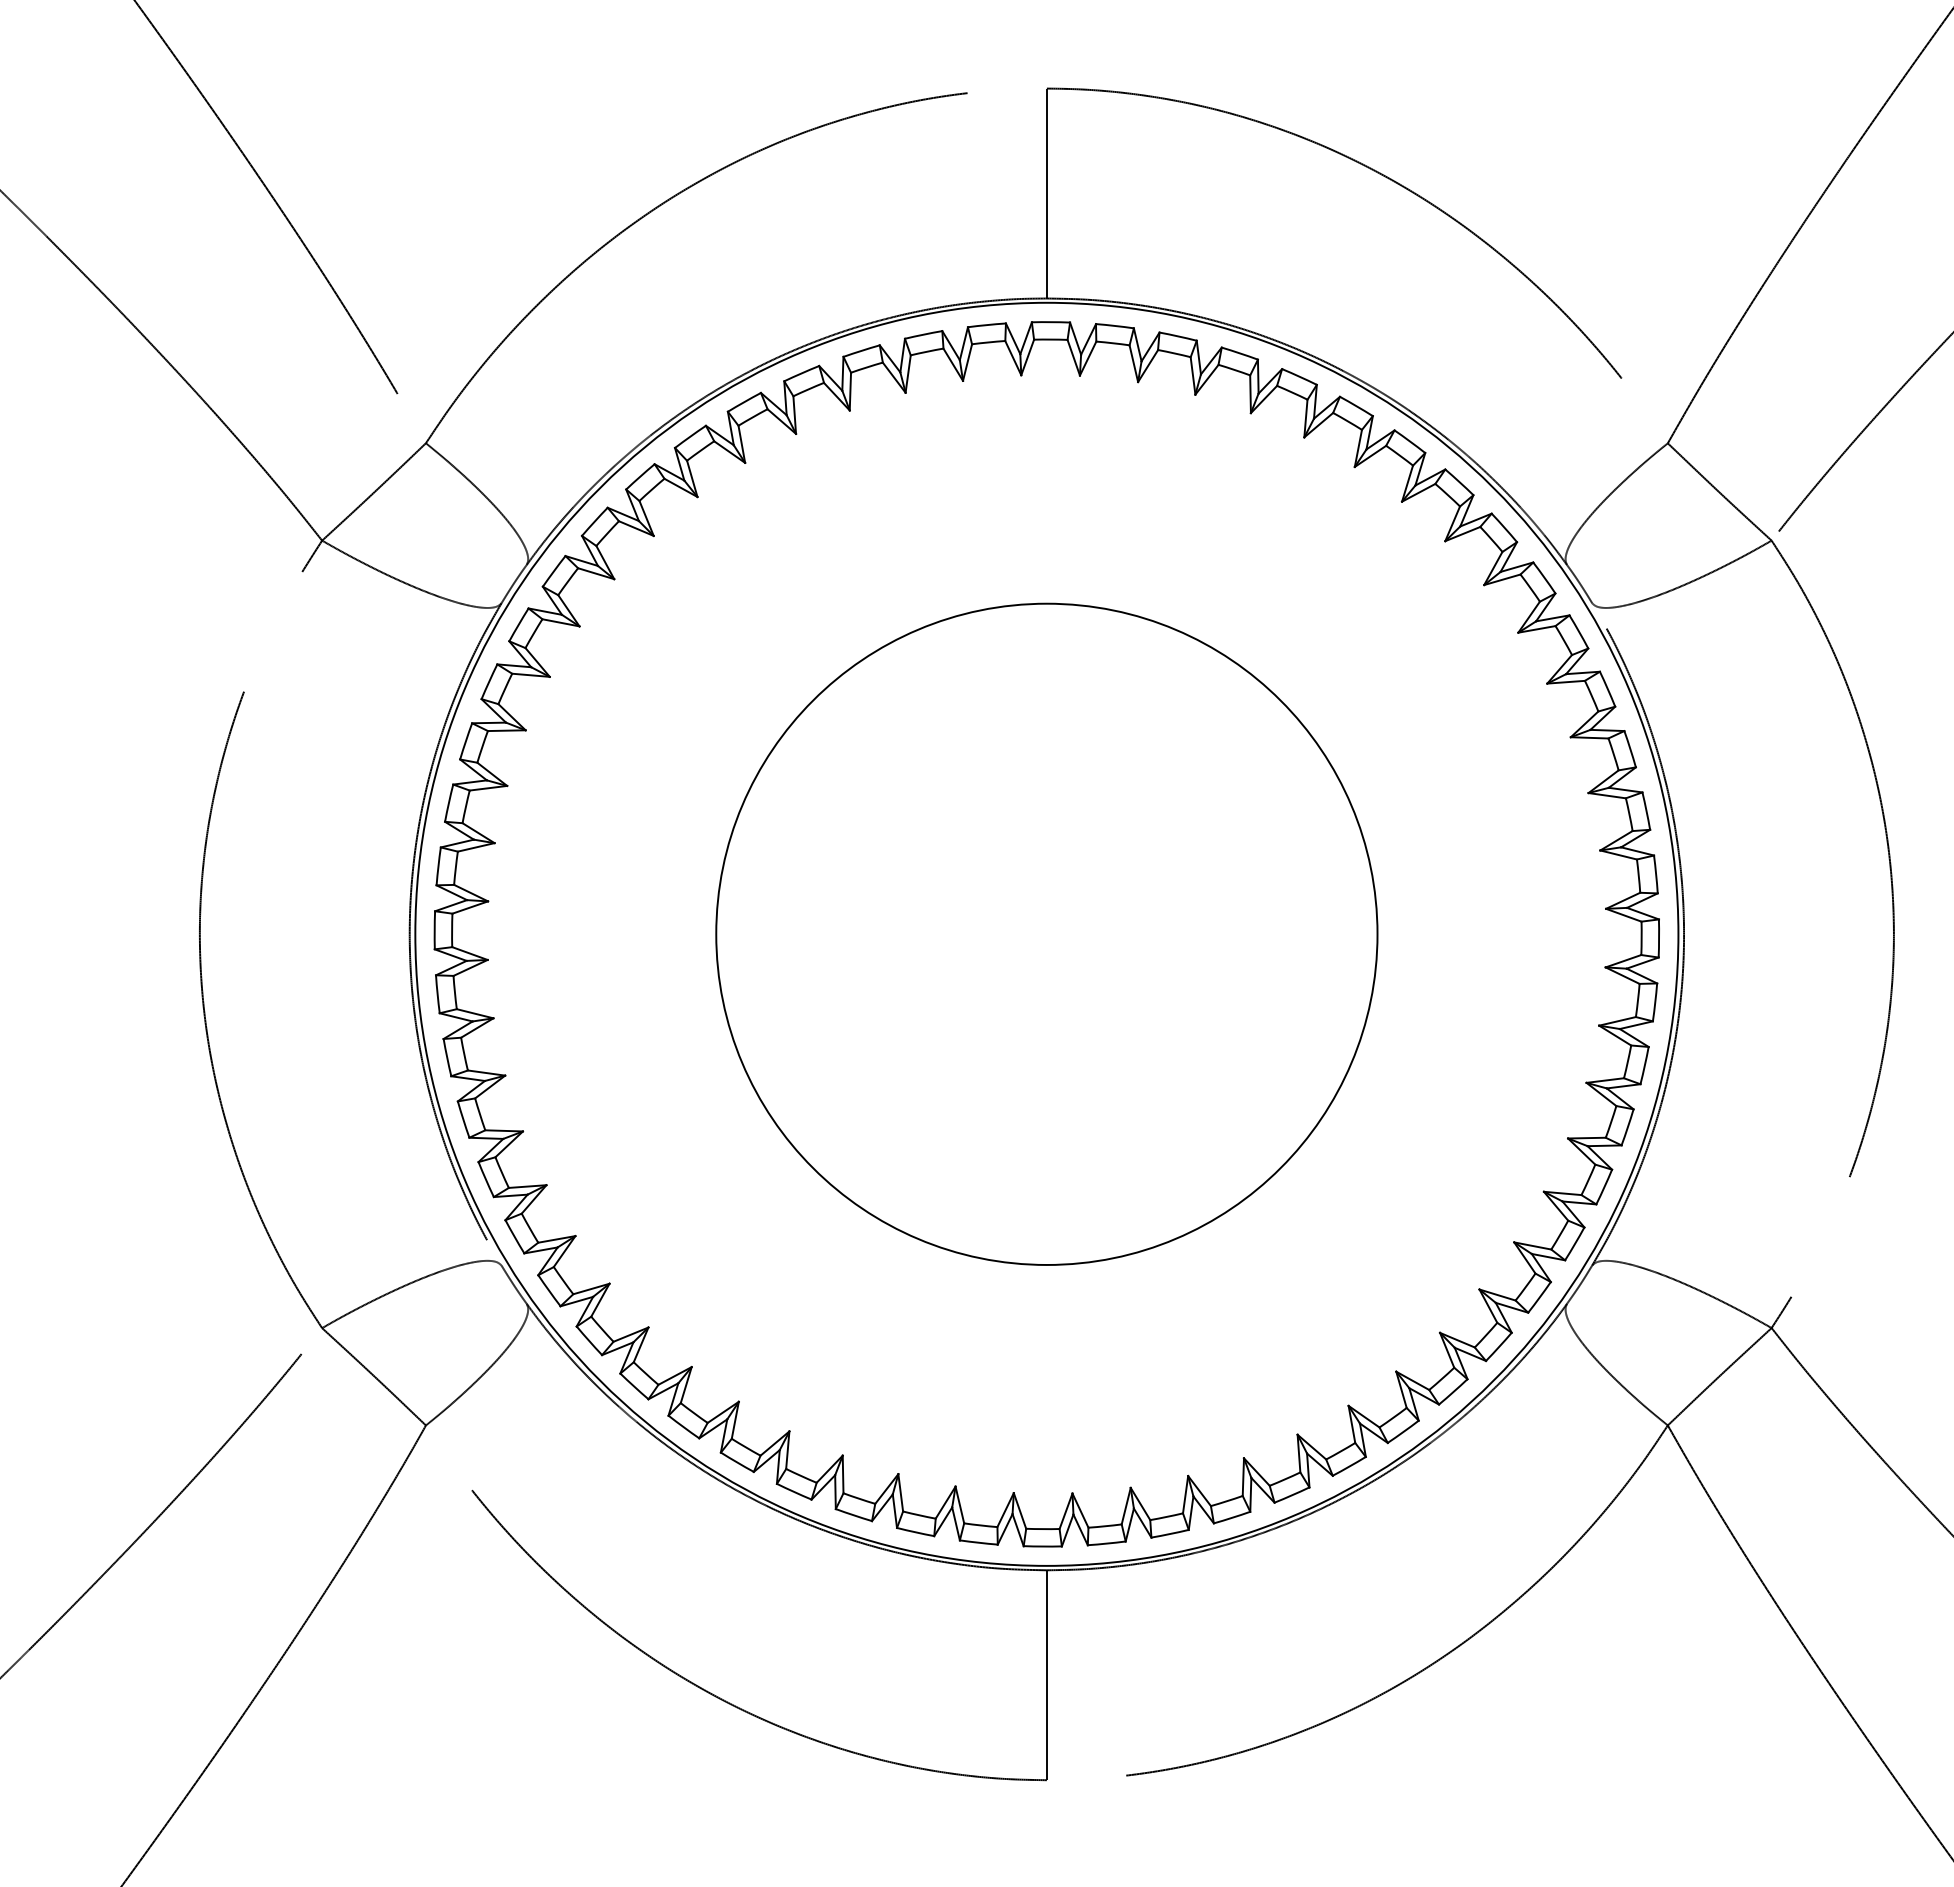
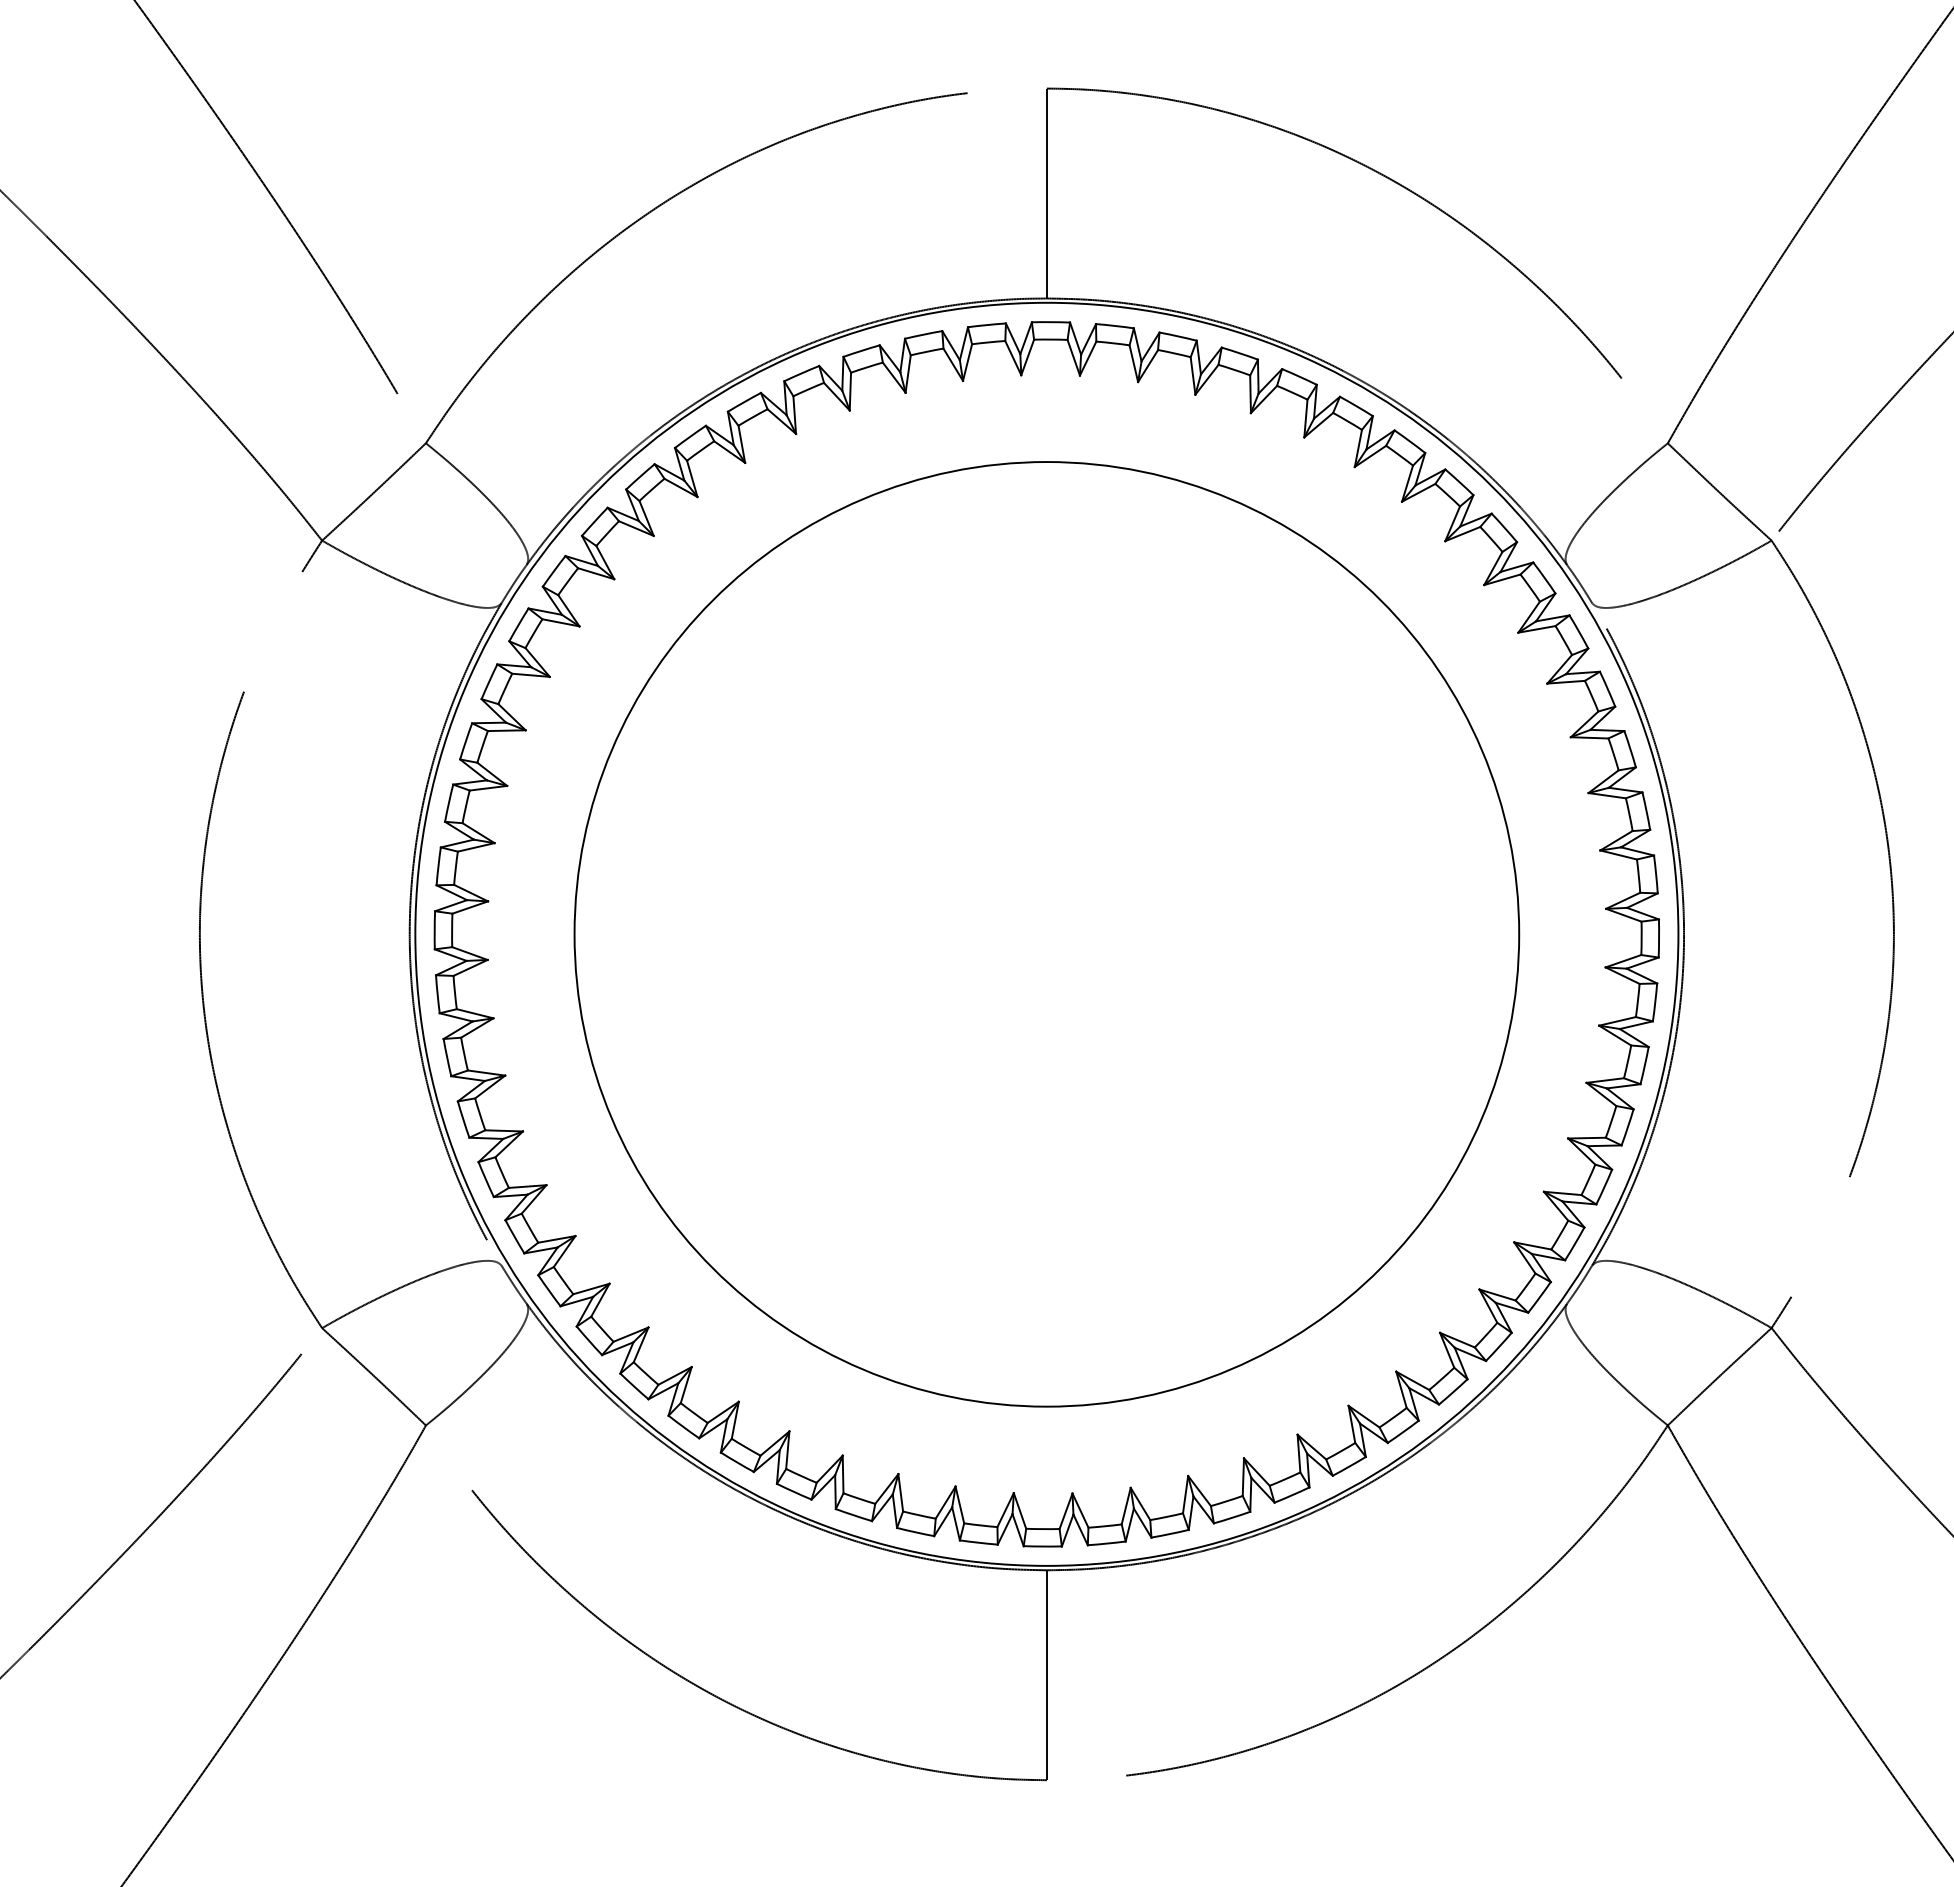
circle diameter: 661 px -> 945 px (1046, 934)
